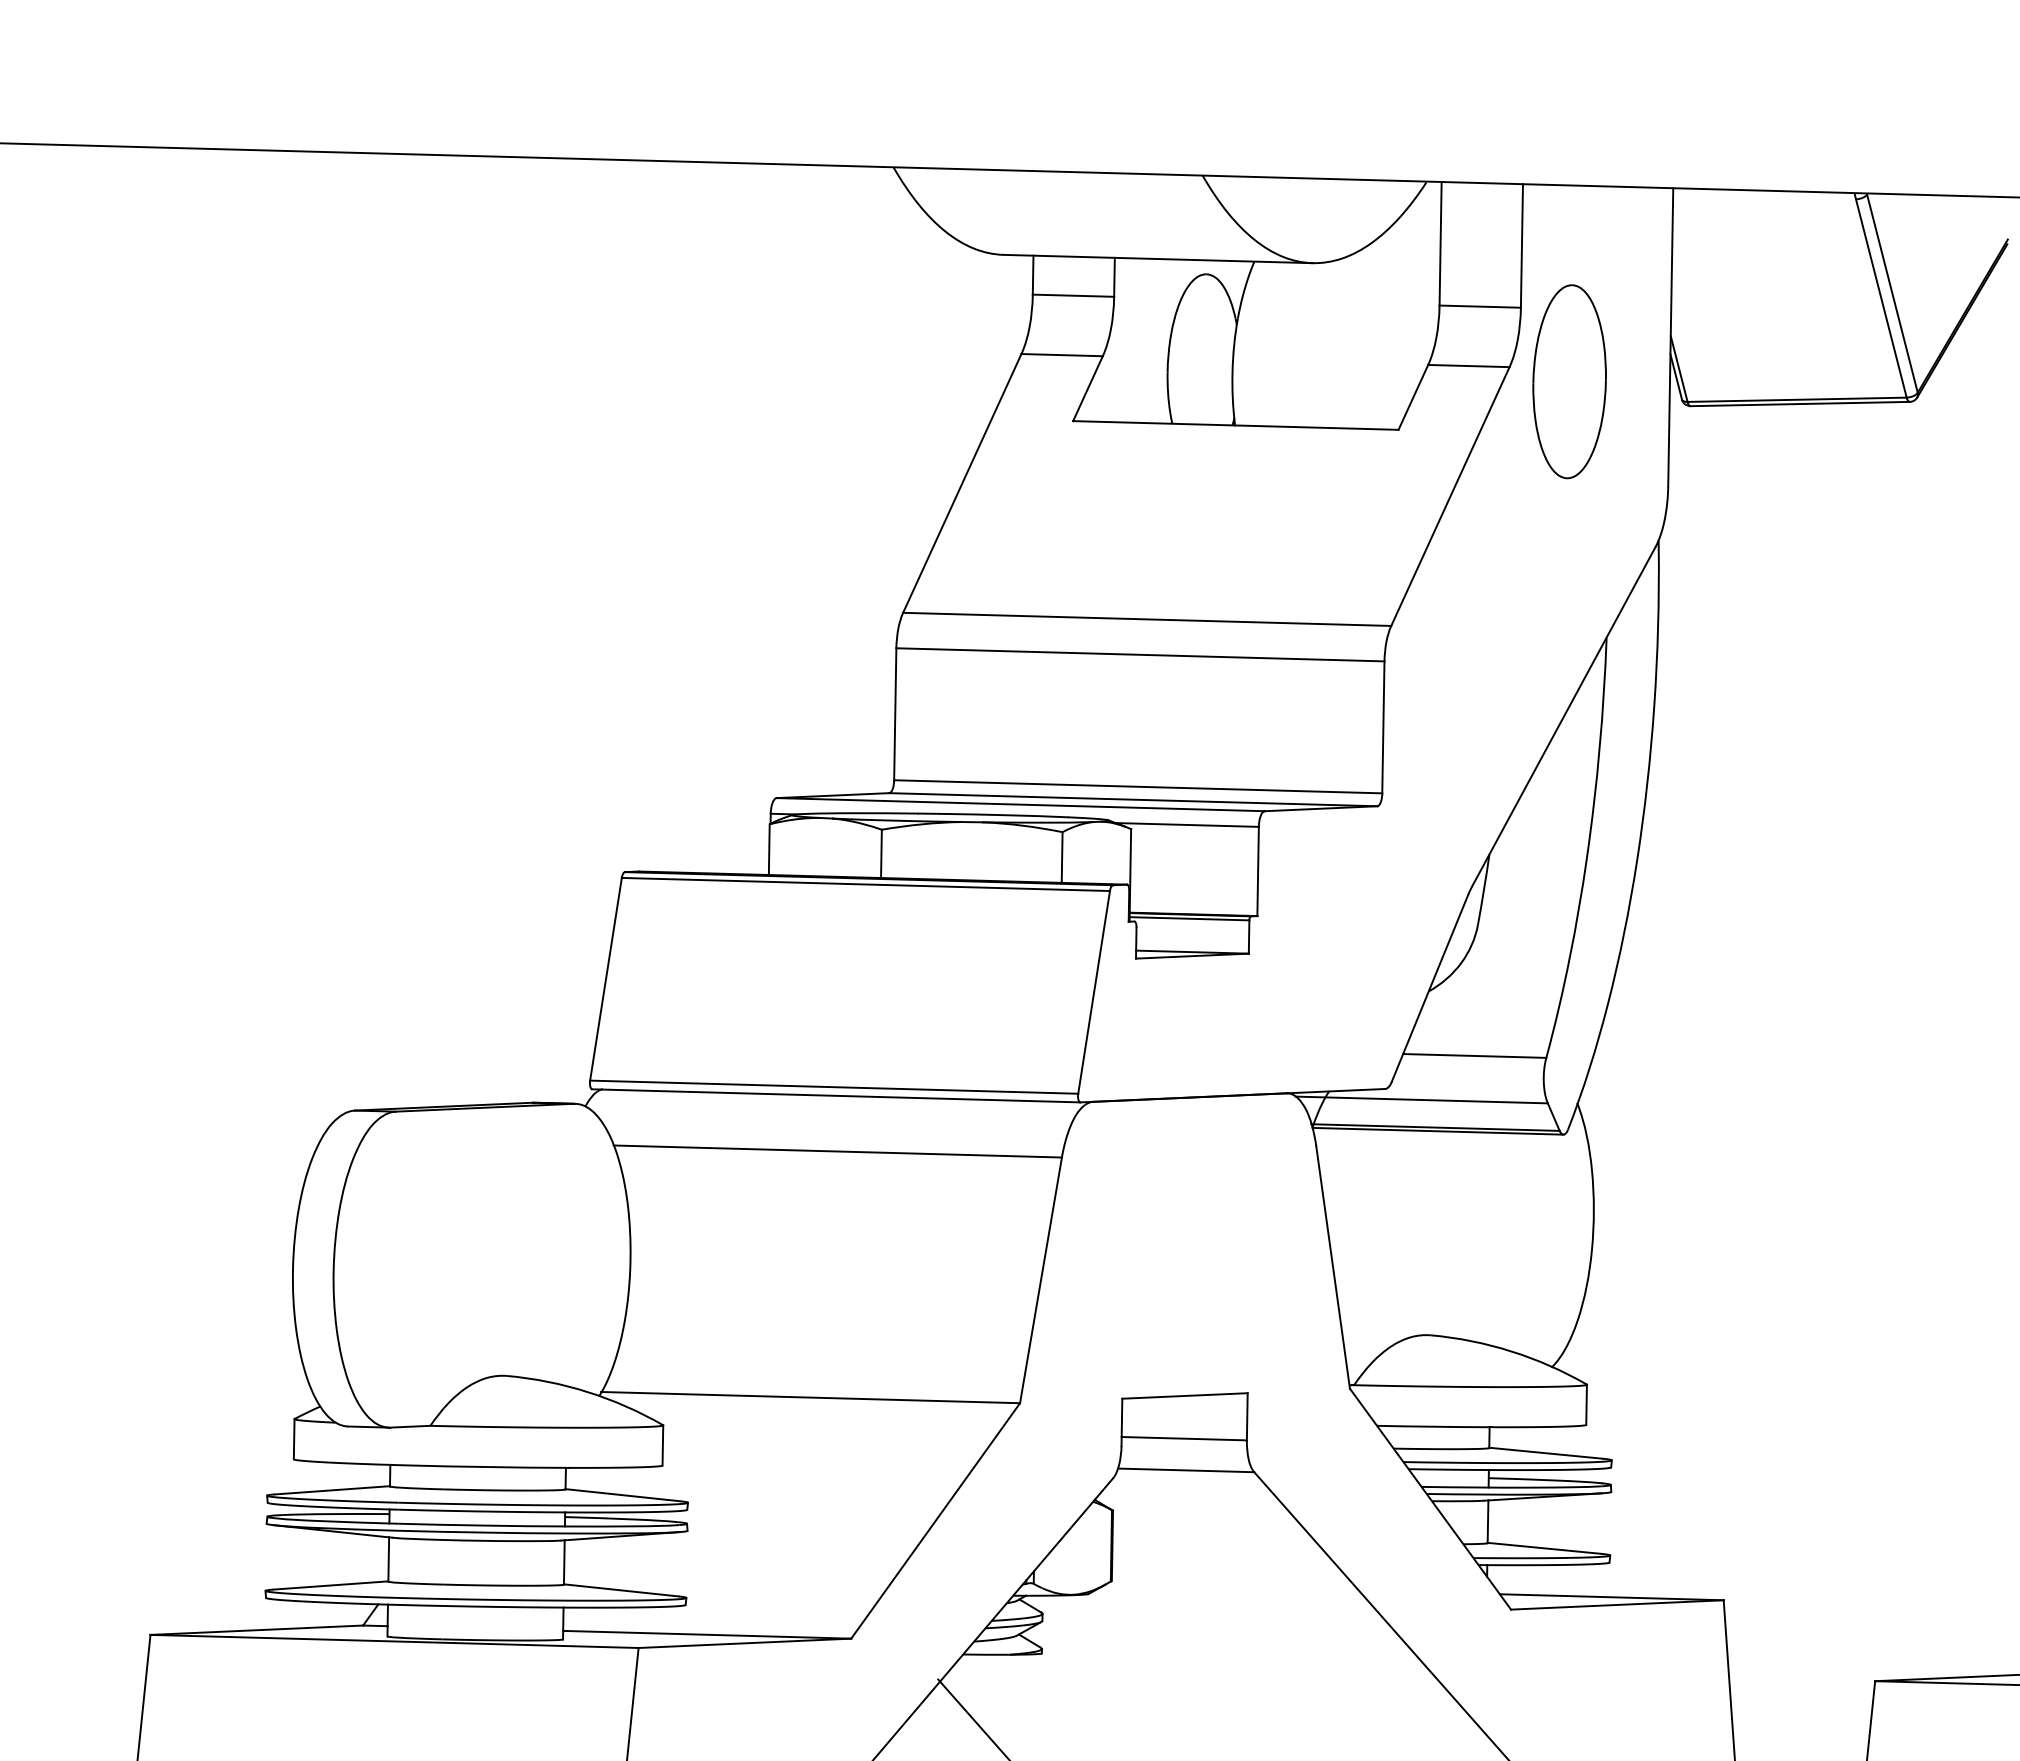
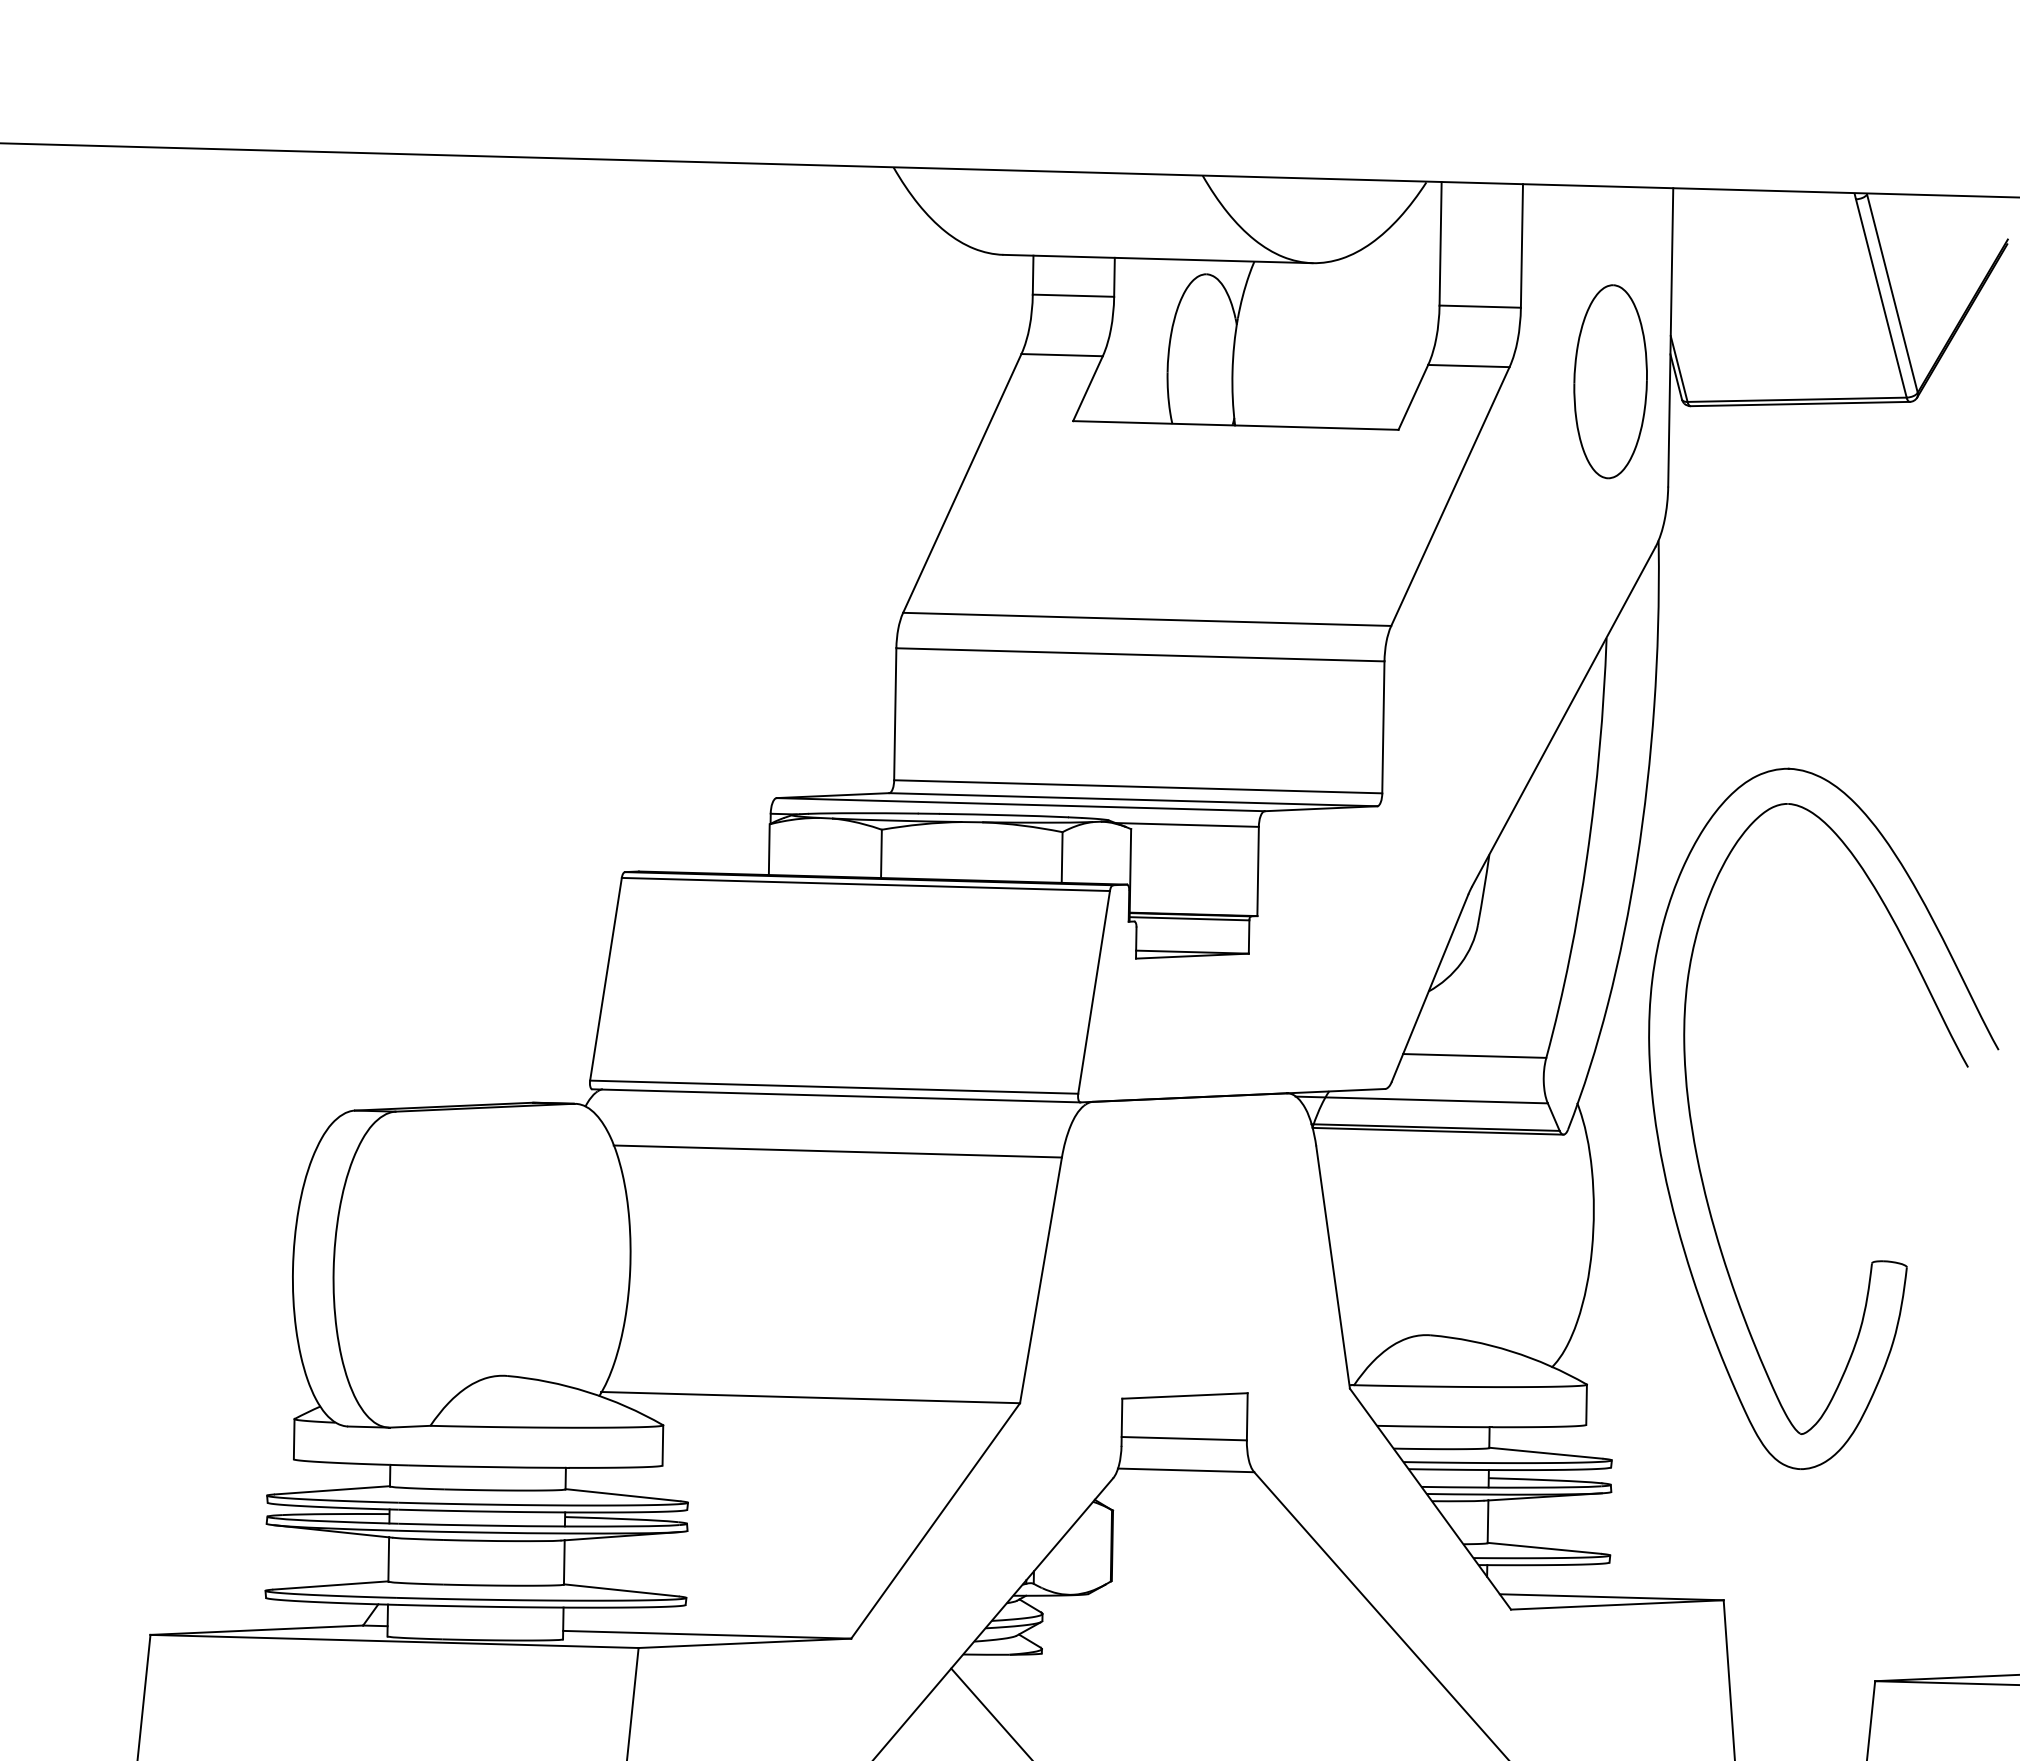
part position: (1569, 381) -> (1610, 381) (1610, 381)
part: none -> present (1695, 1141)
line position: (972, 1718) -> (990, 1712) (990, 1712)
